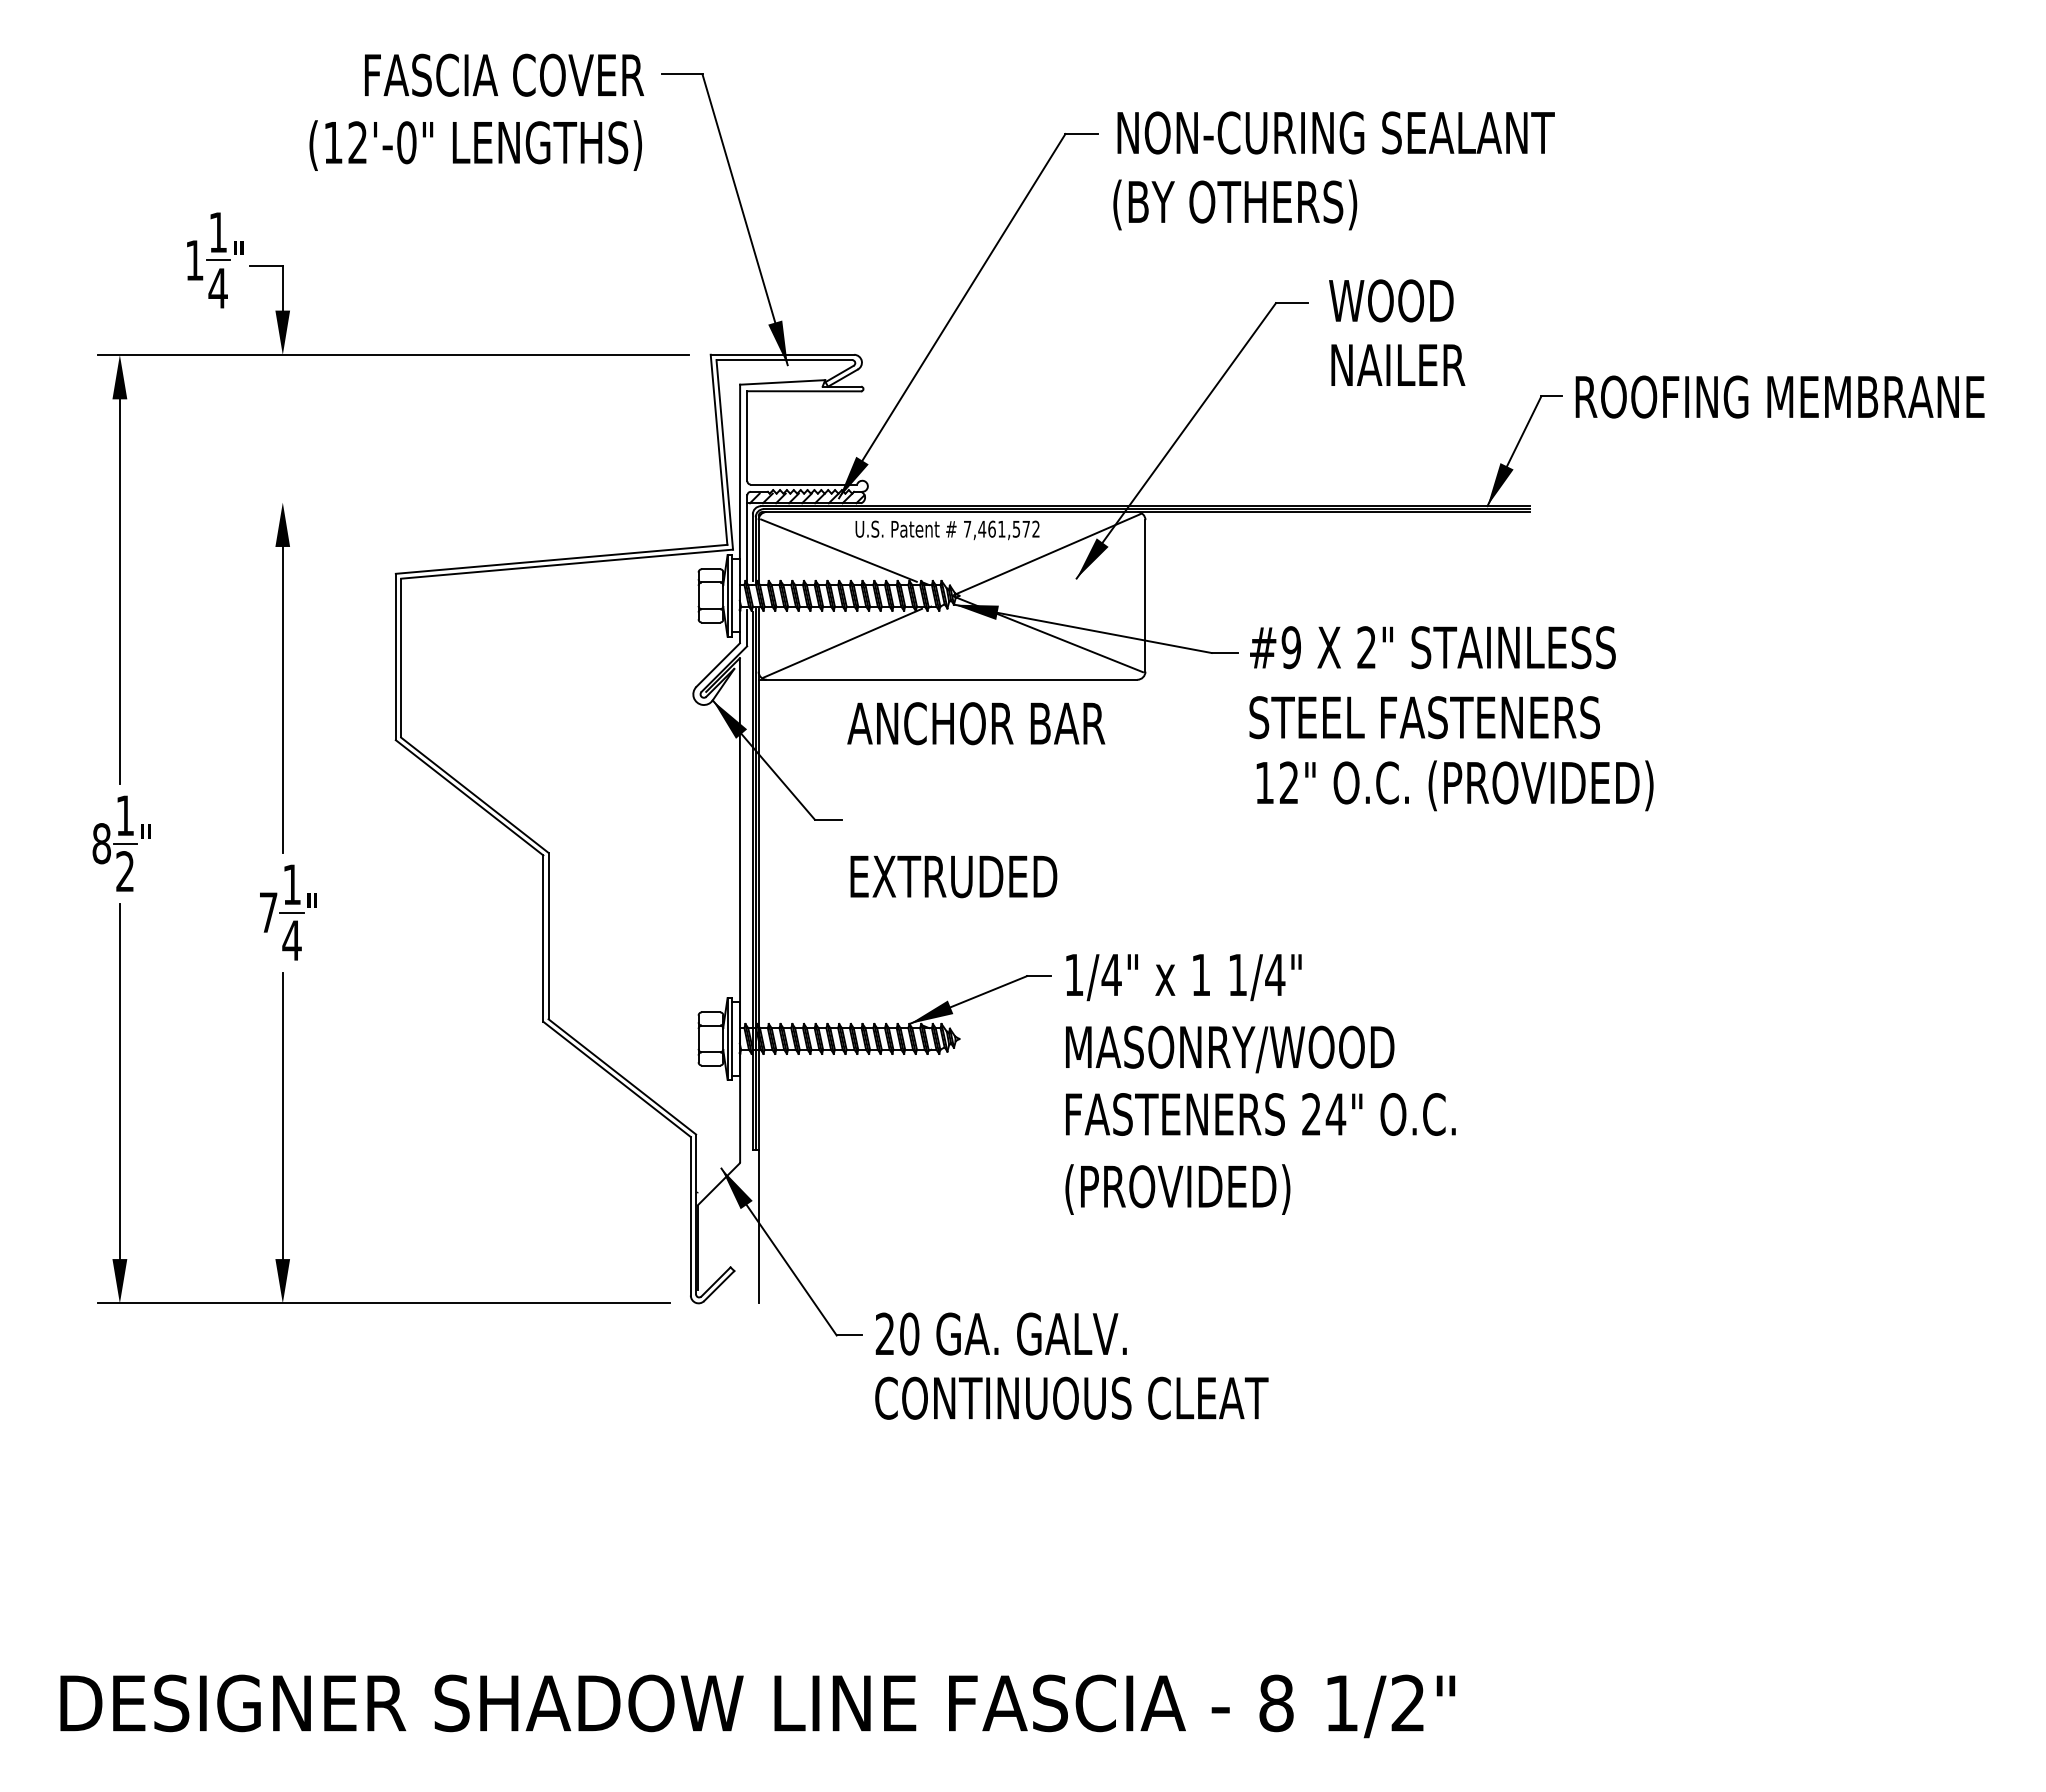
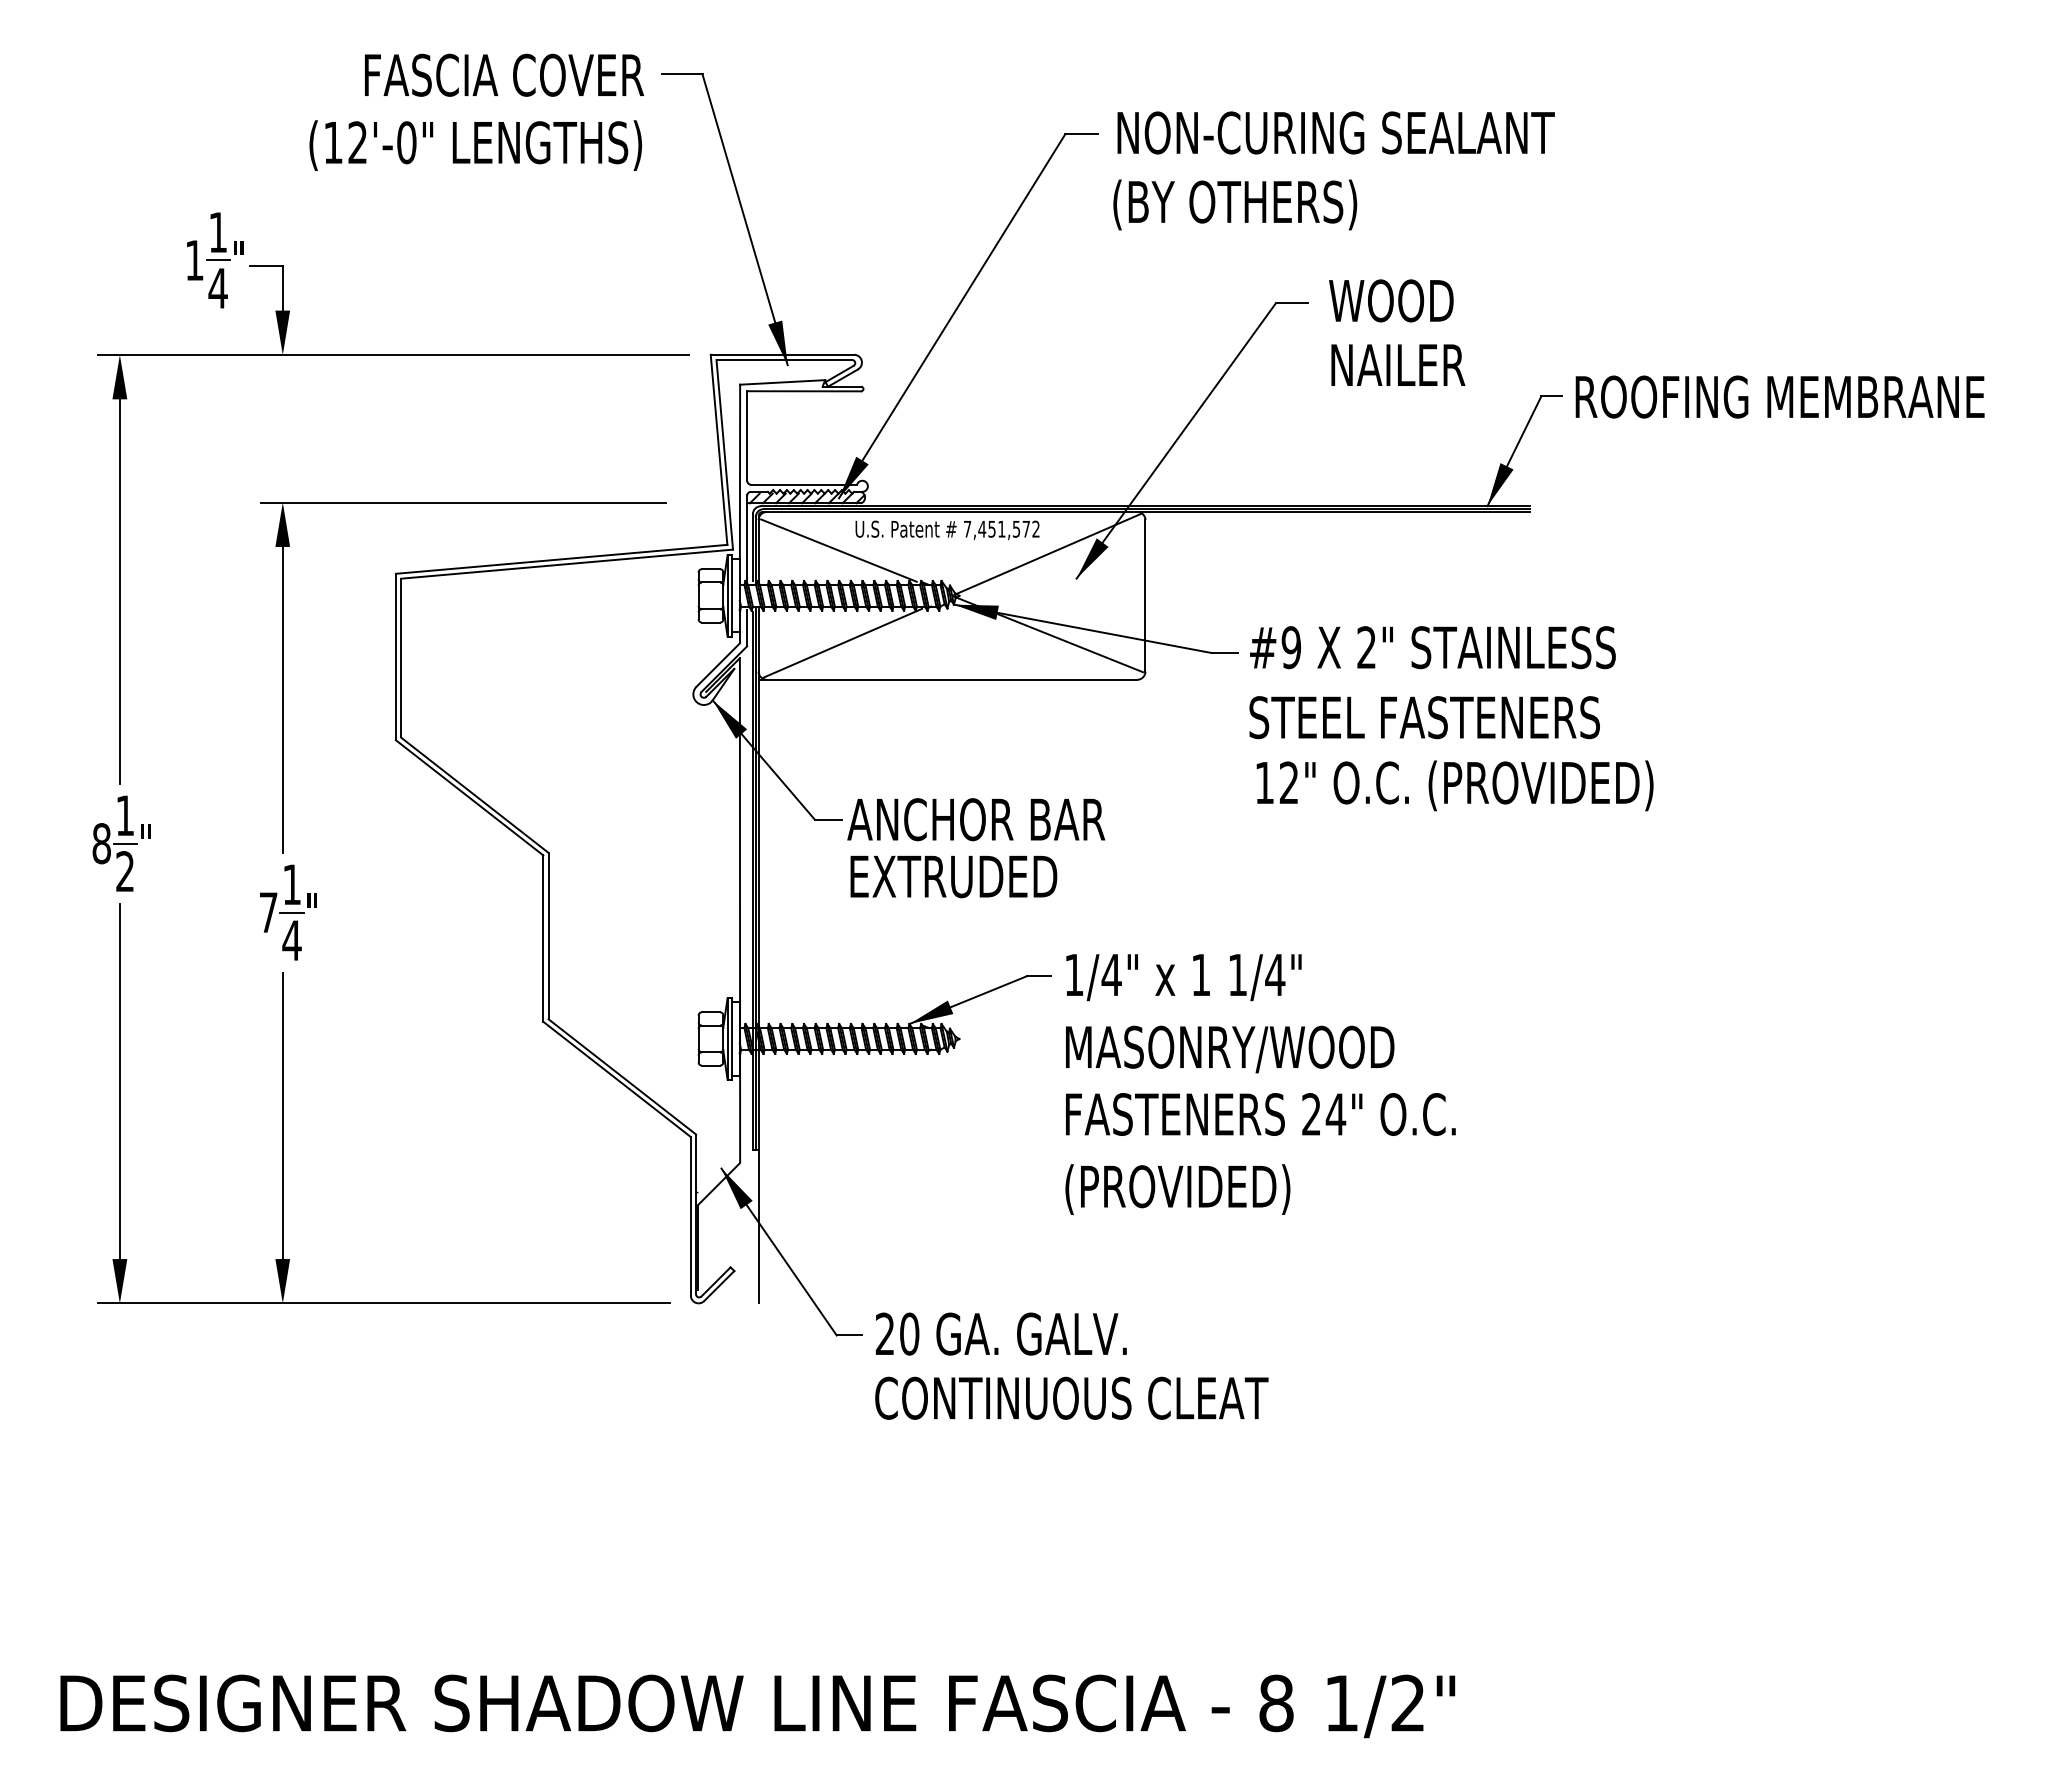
line: none -> present (462, 502)
text: 7,461,572 -> 7,451,572 (991, 528)
text position: (976, 723) -> (976, 819) (976, 819)
